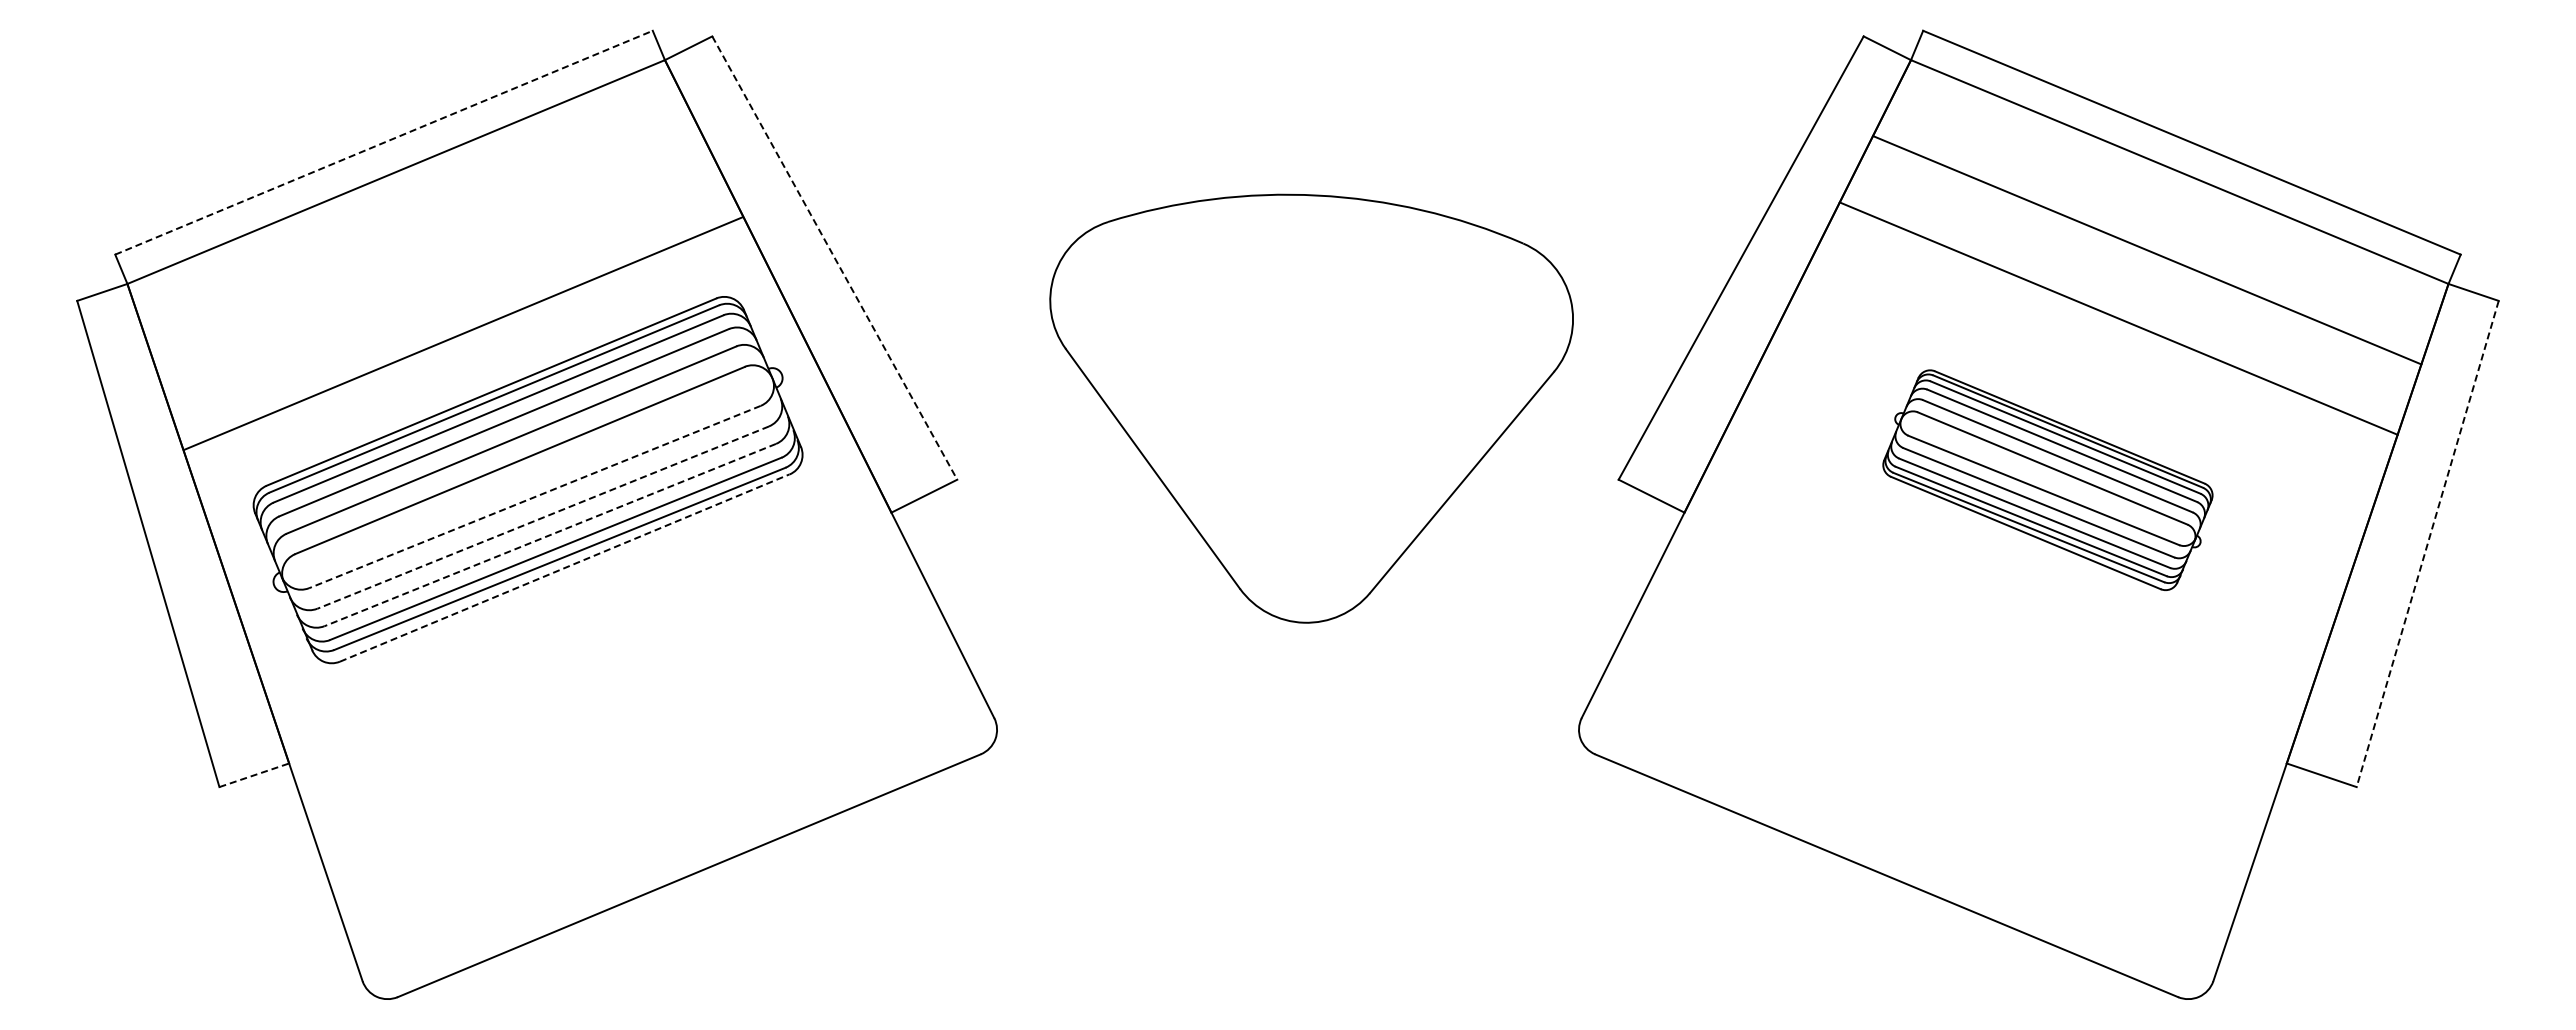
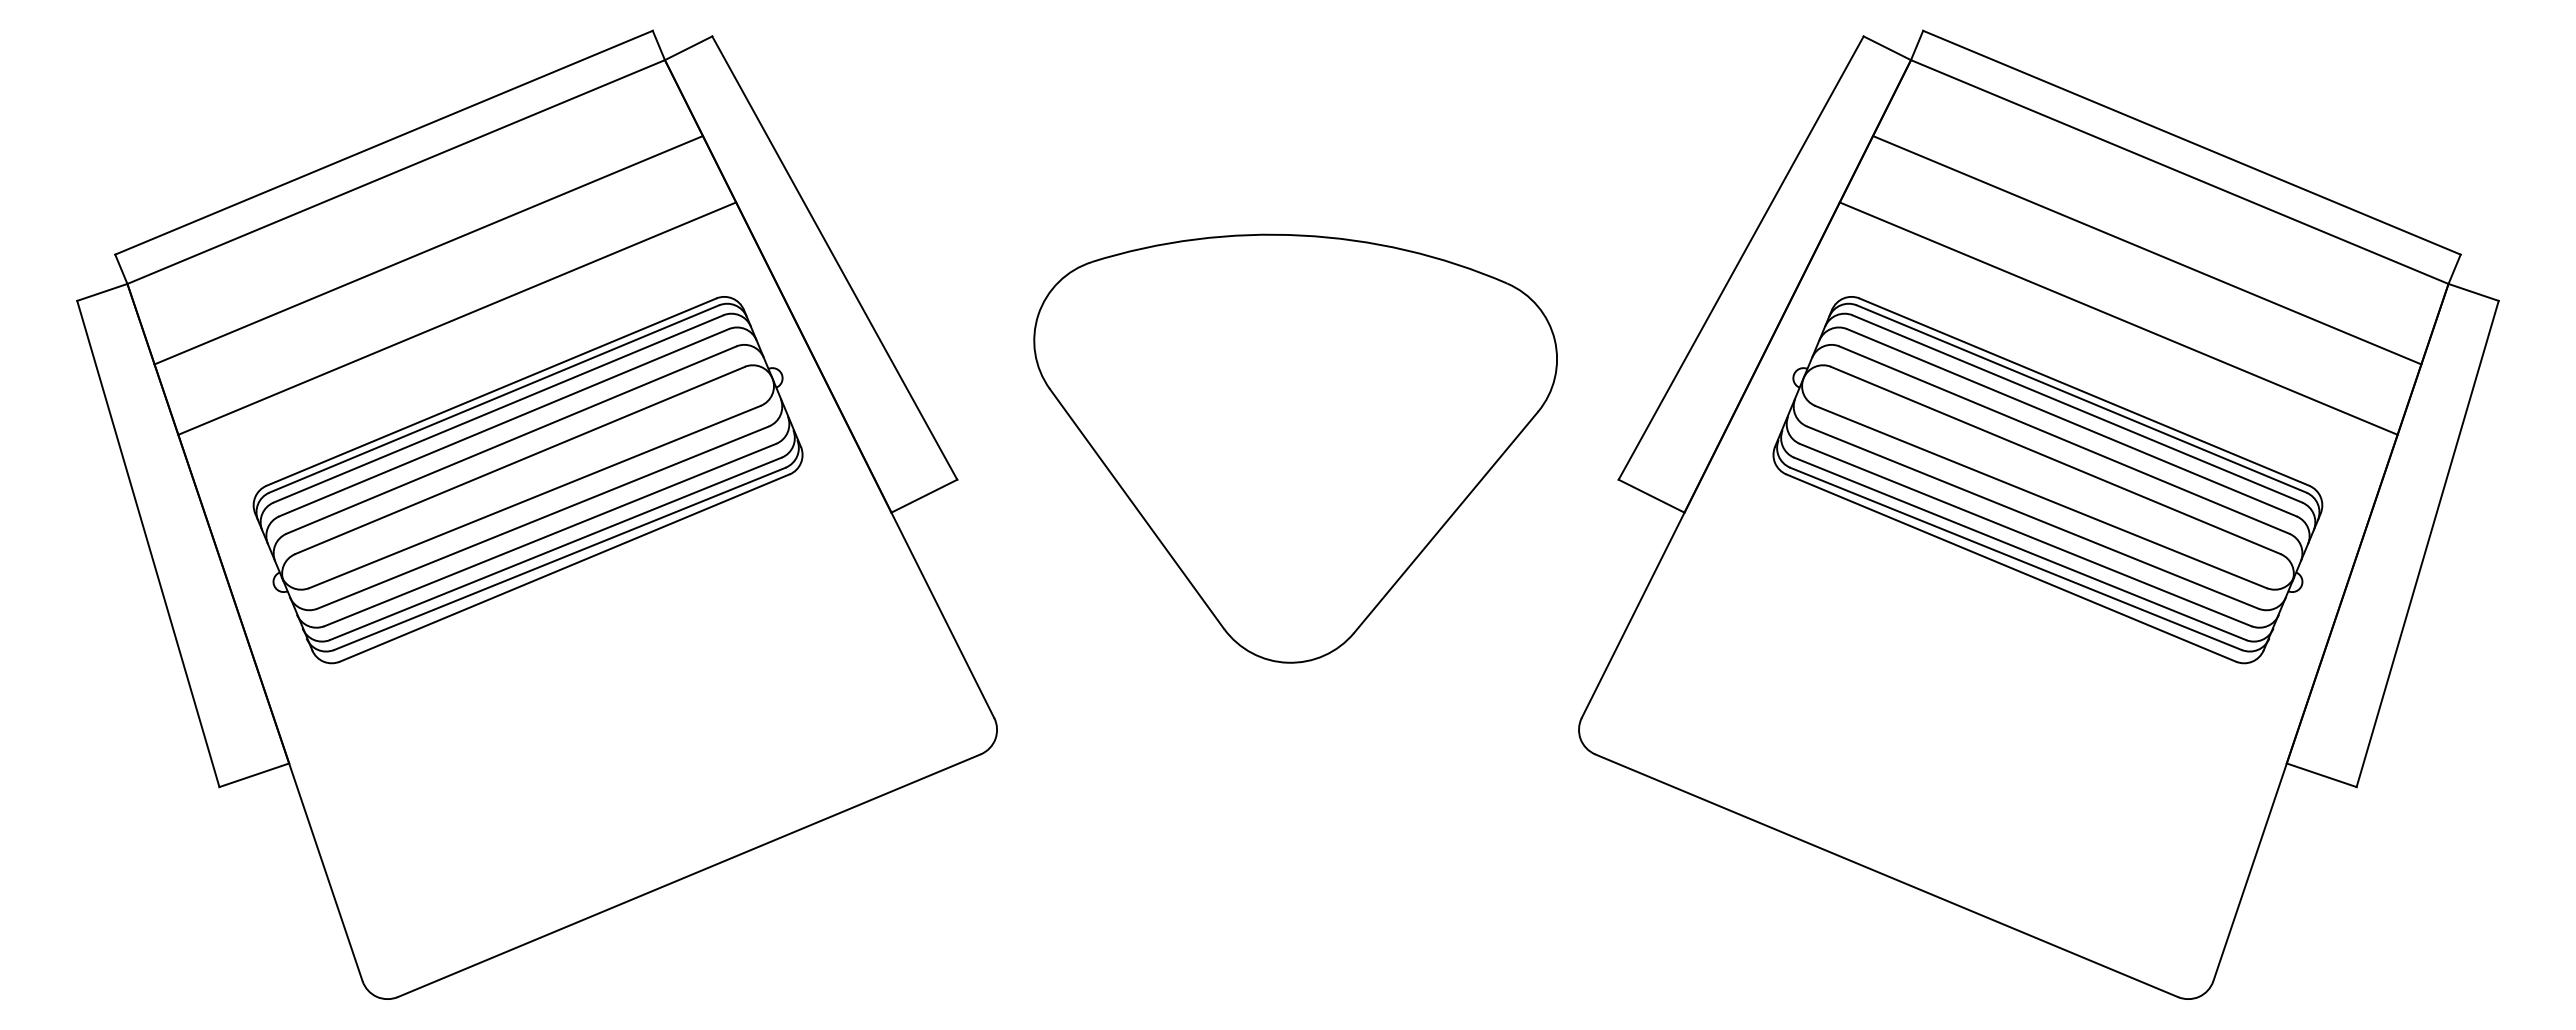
line: dashed -> solid (384, 142)
line: none -> present (428, 250)
line: dashed -> solid (835, 258)
line position: (463, 333) -> (457, 318) (457, 318)
part position: (1311, 408) -> (1295, 448) (1295, 448)
part size: 332x222 px -> 552x369 px (2047, 480)
line: dashed -> solid (534, 497)
line: dashed -> solid (543, 517)
line: dashed -> solid (549, 535)
line: dashed -> solid (2427, 544)
line: dashed -> solid (564, 568)
line: dashed -> solid (254, 775)
